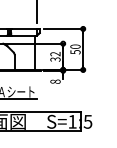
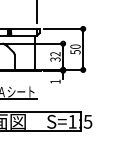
text: 8 -> 1 (55, 81)
